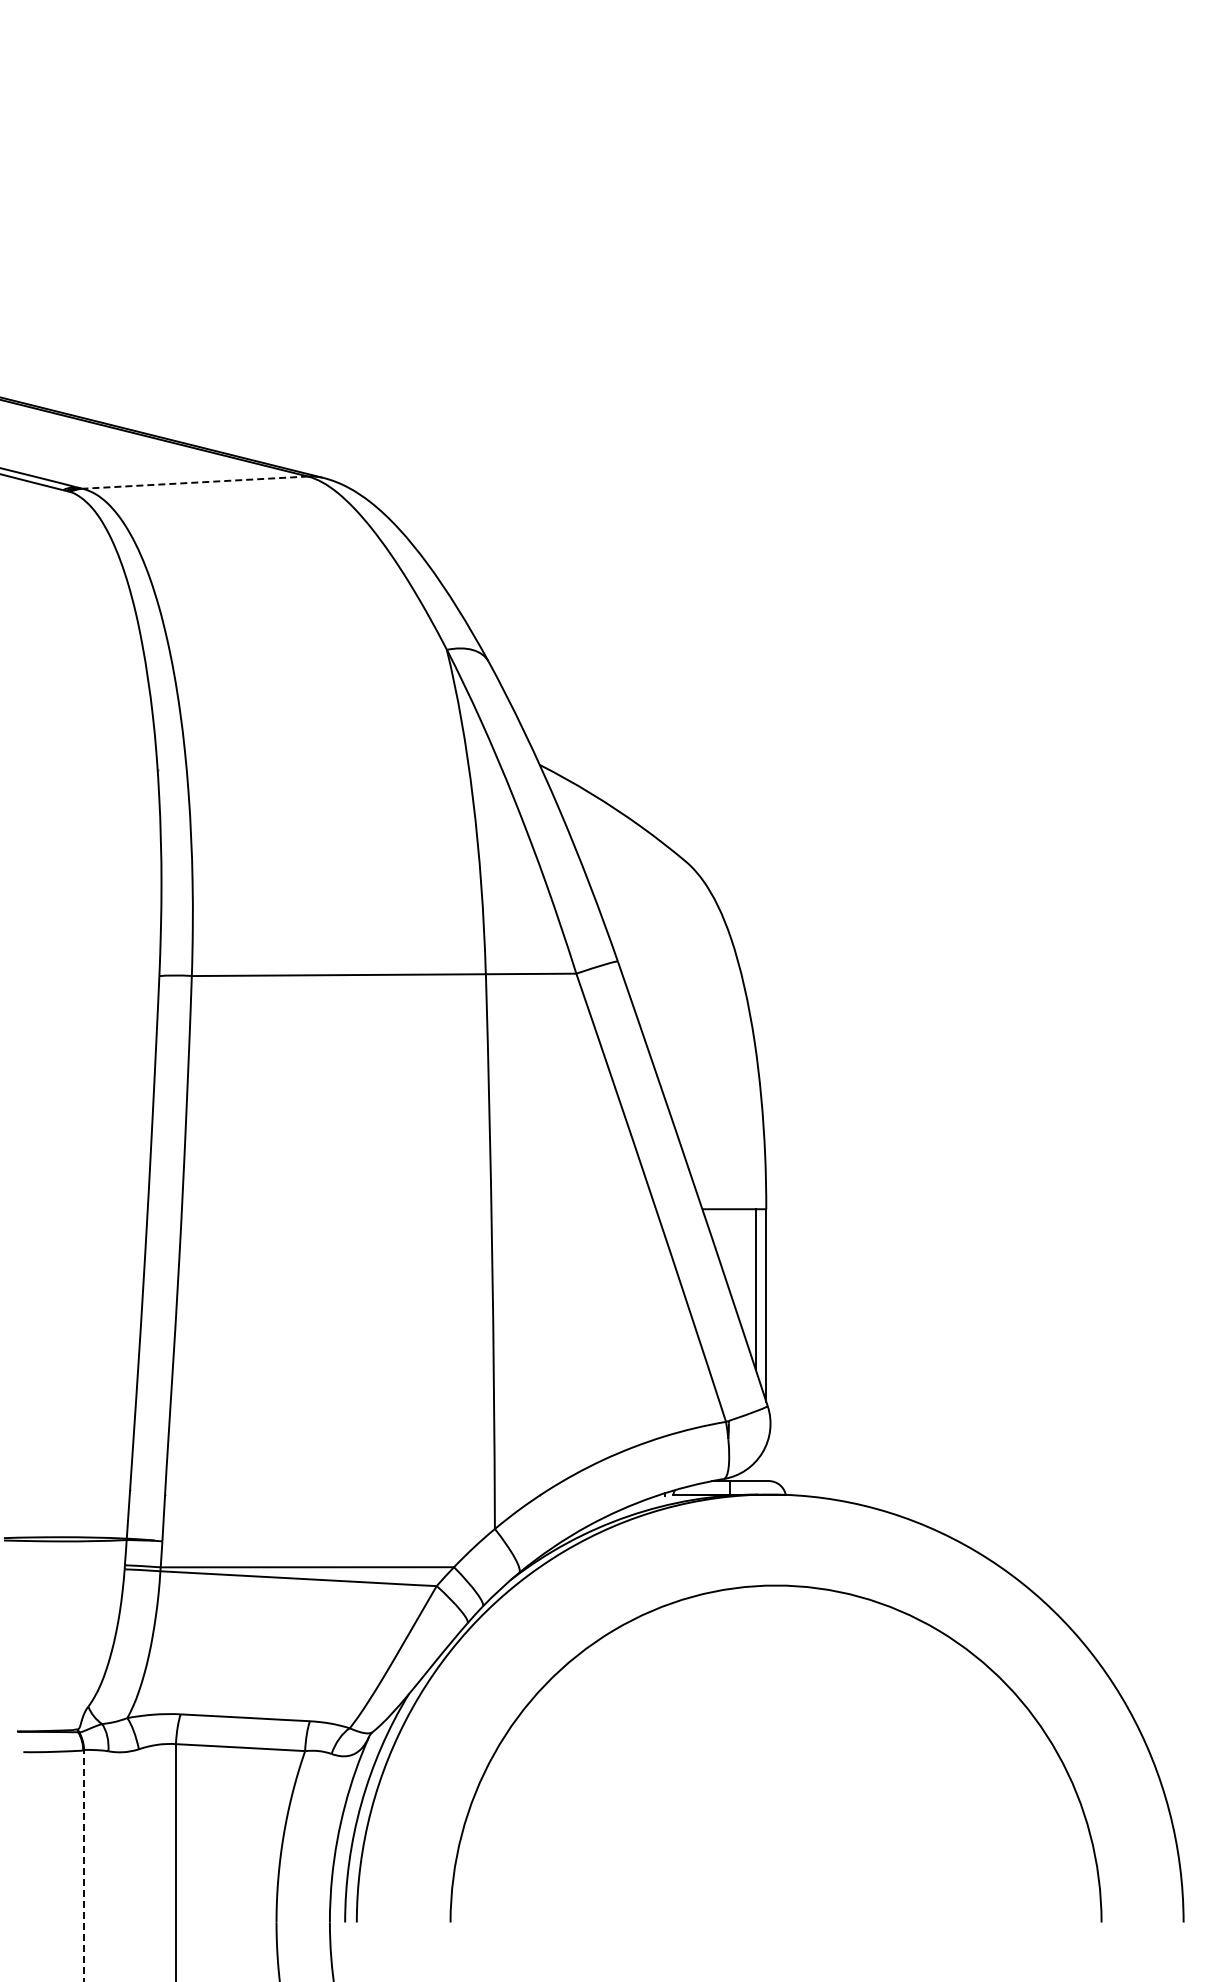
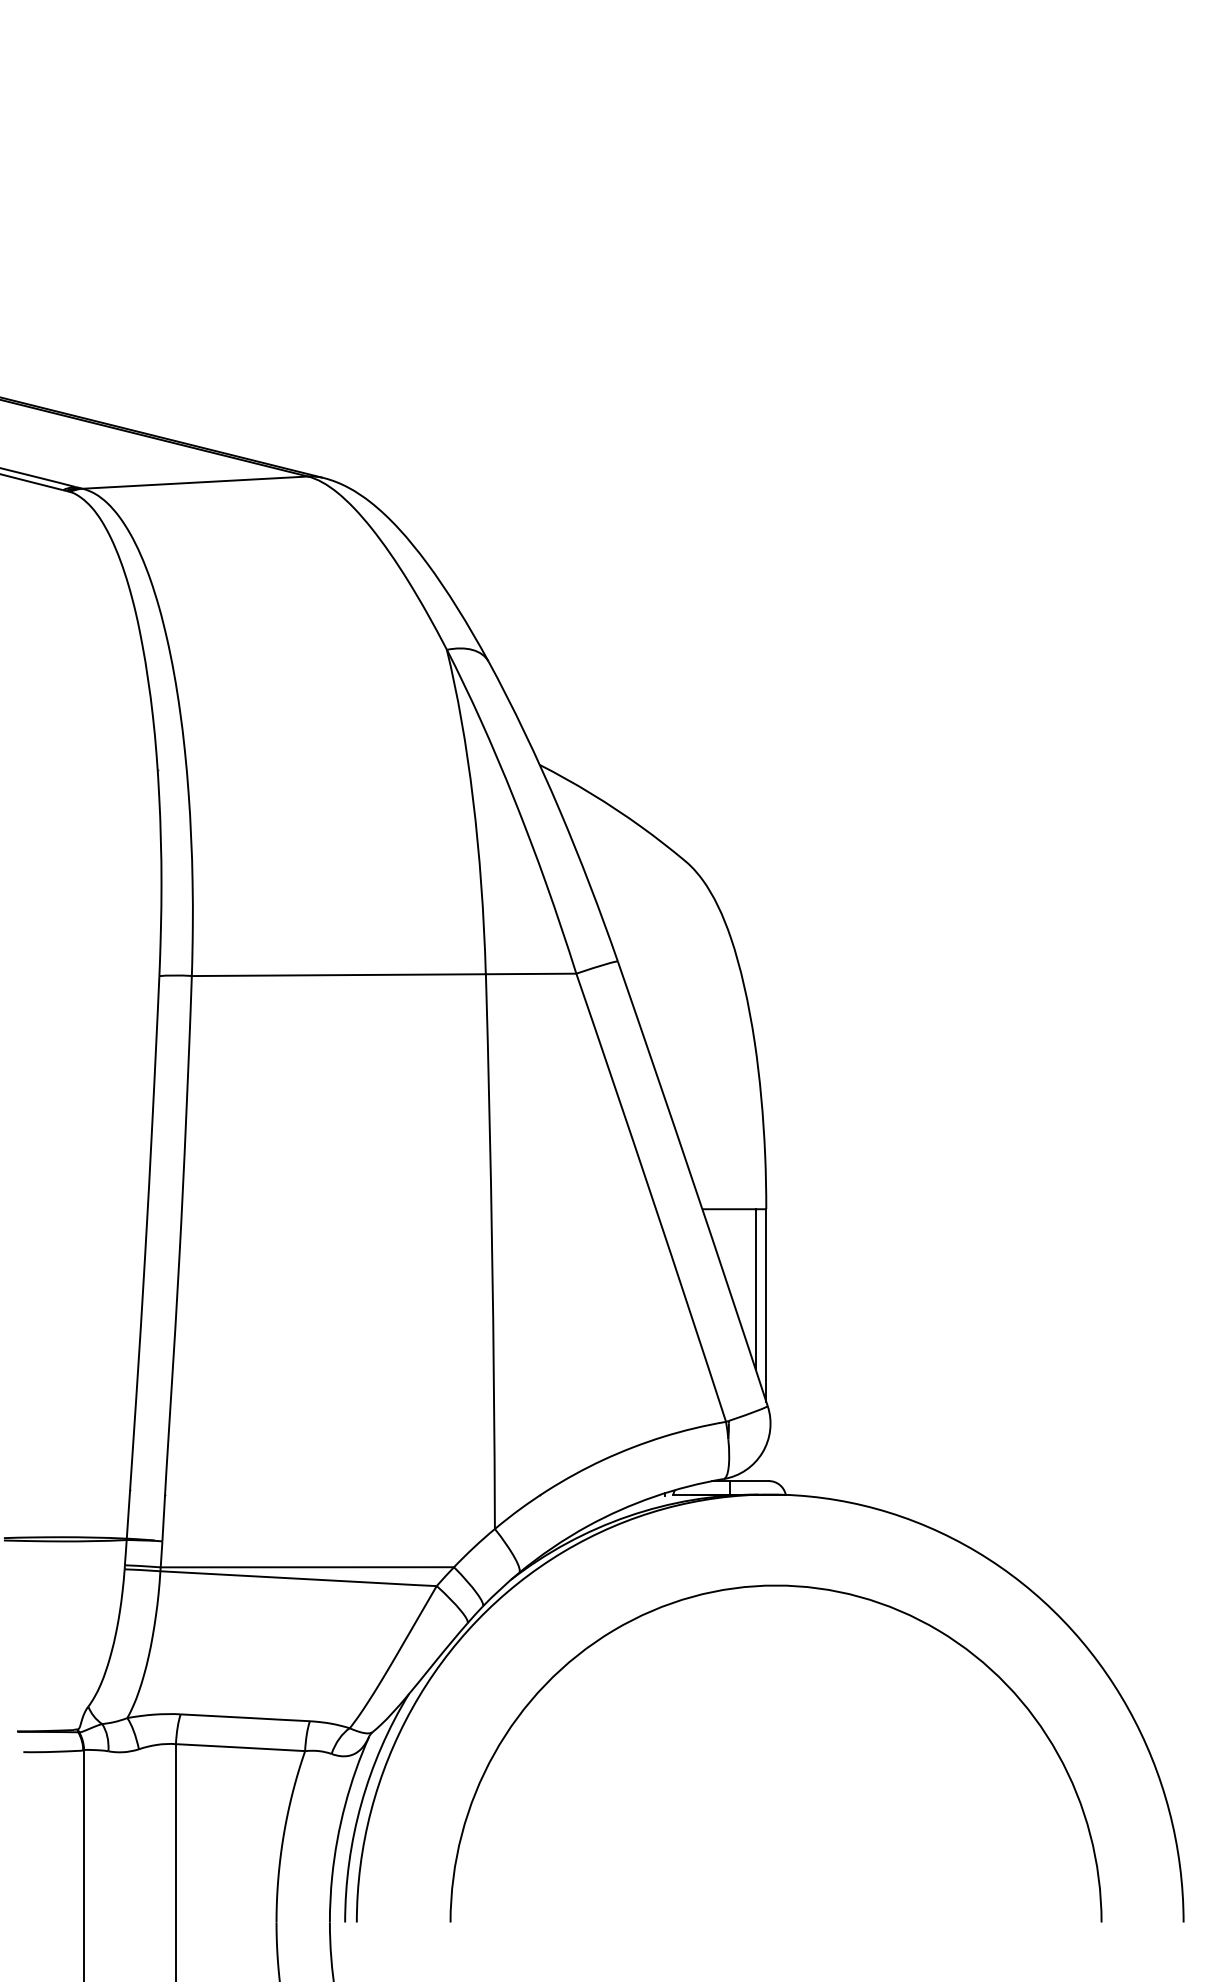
line: dashed -> solid (195, 482)
line: dashed -> solid (83, 1866)
